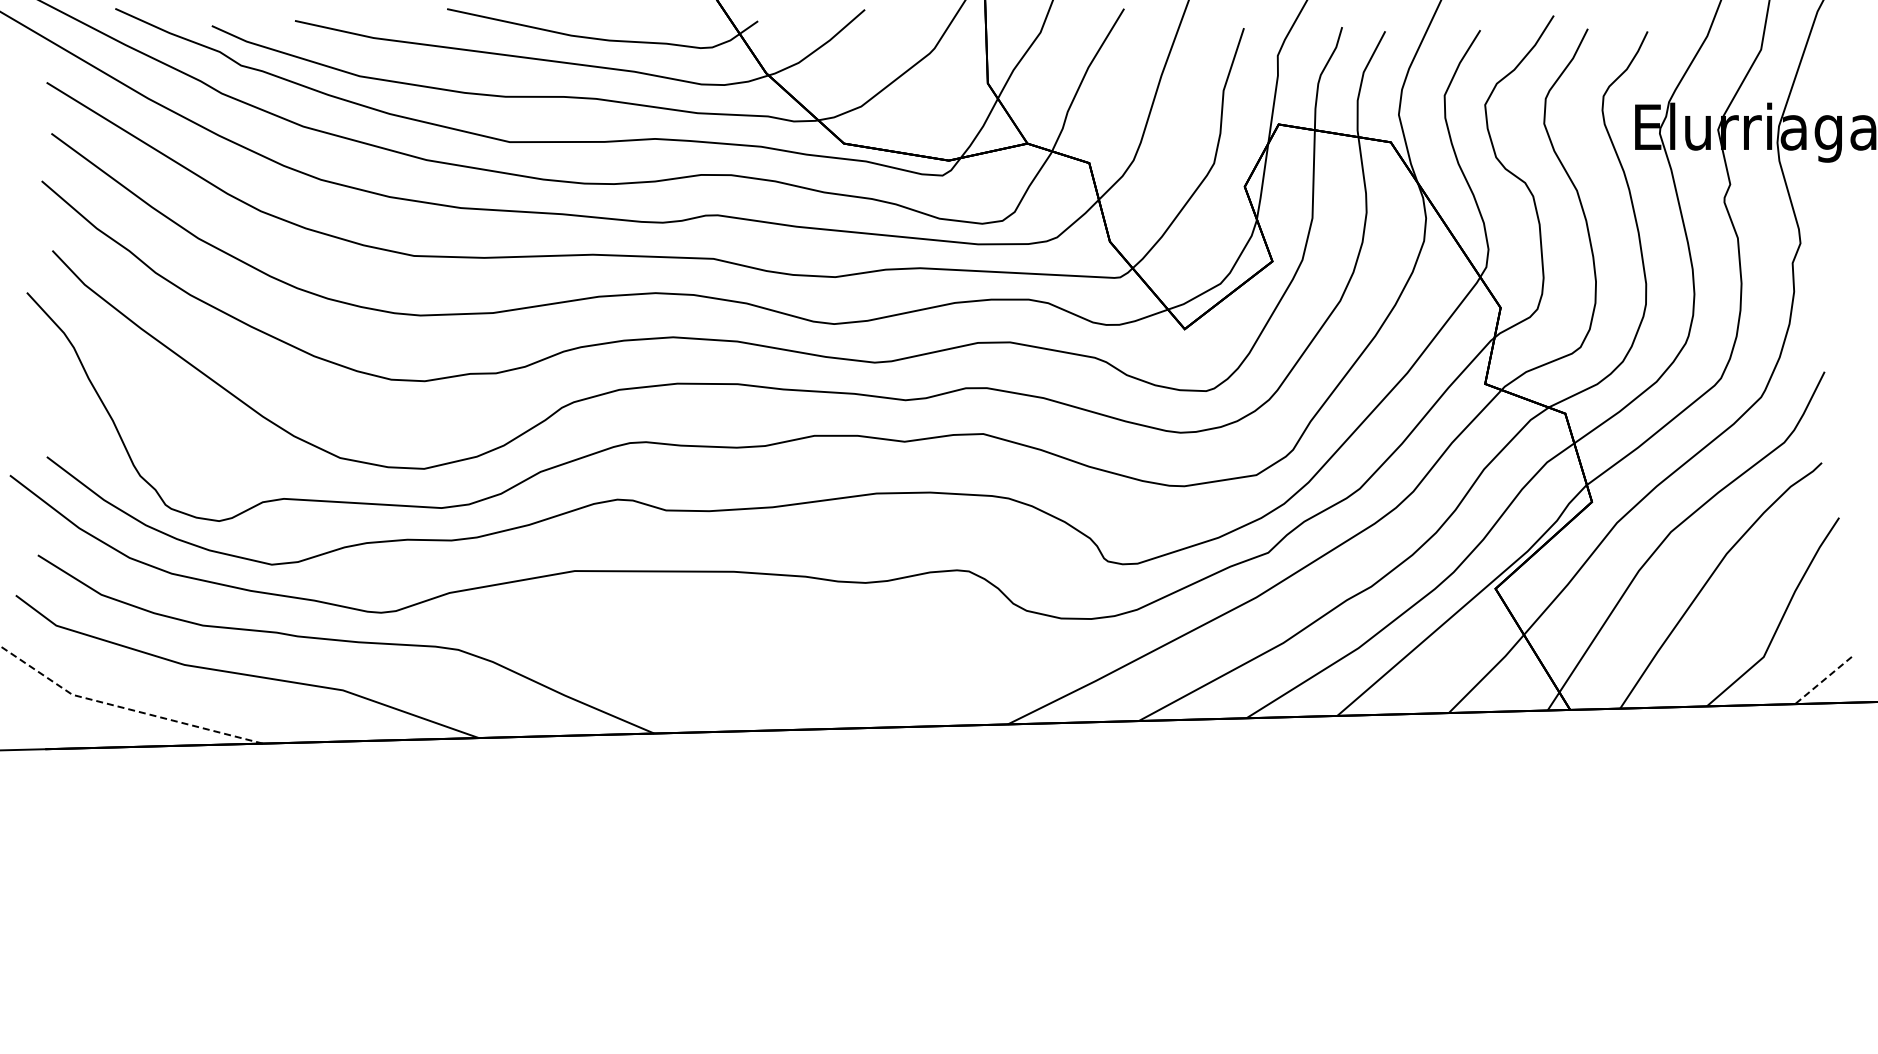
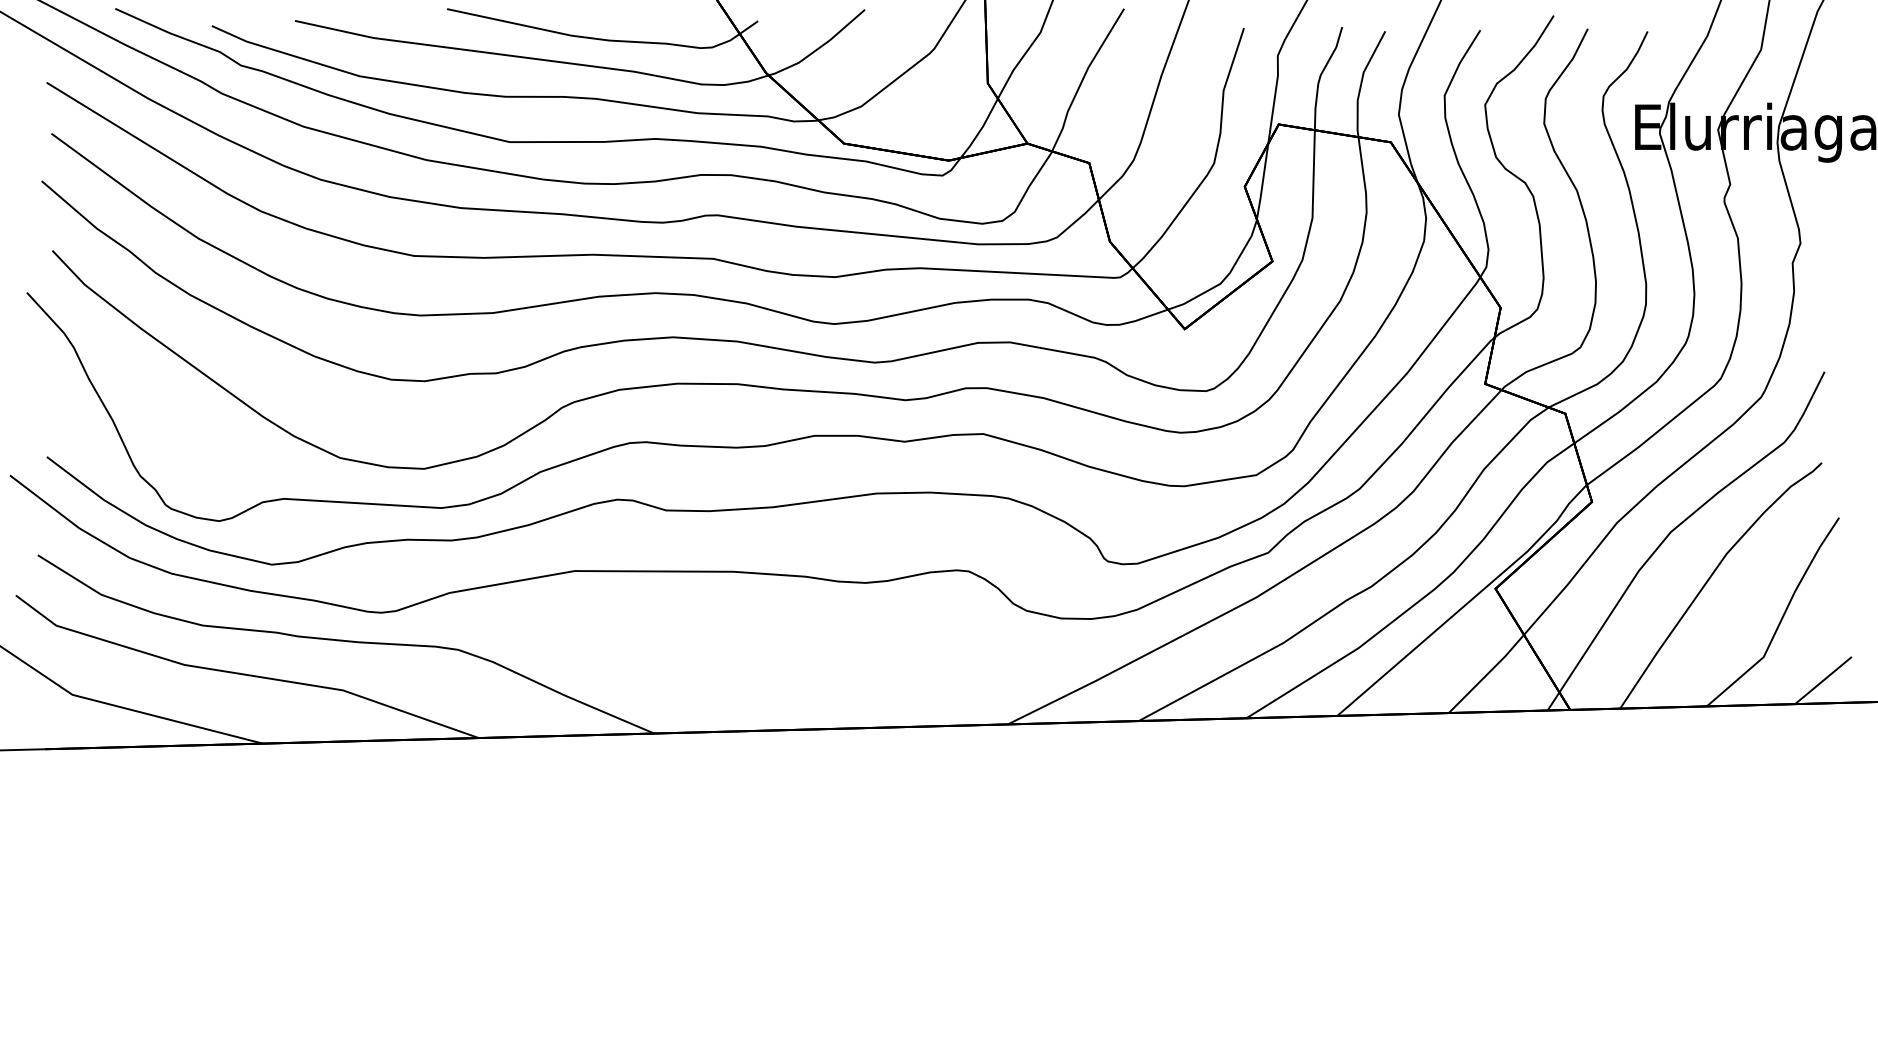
line: dashed -> solid (1823, 680)
line: dashed -> solid (124, 708)
